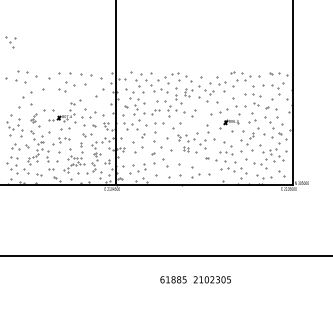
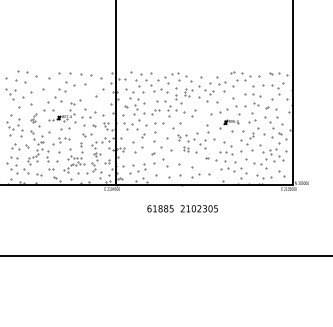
part position: (10, 42) -> (10, 94) (10, 94)
part: none -> present (54, 99)
text position: (195, 279) -> (182, 208) (182, 208)
